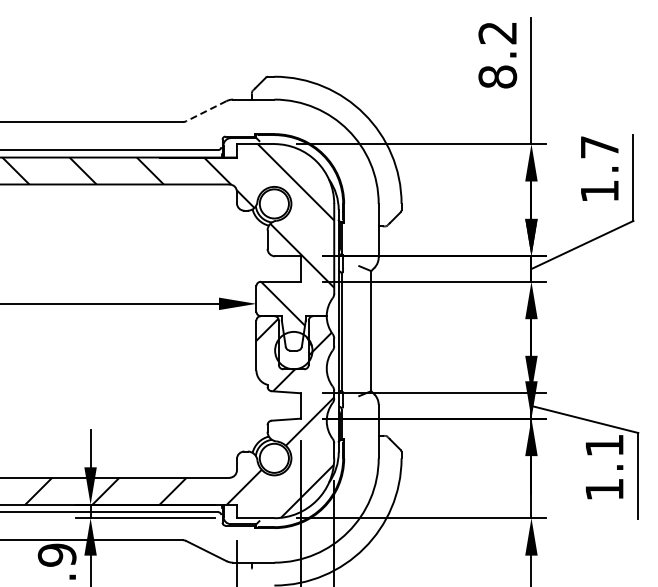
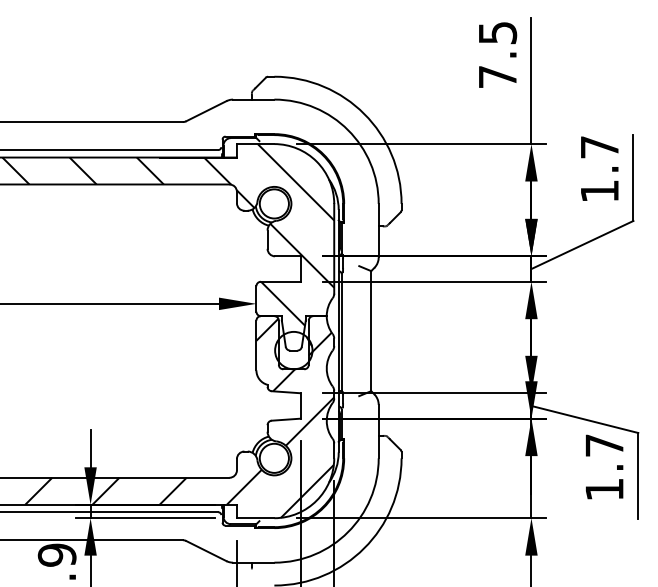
text: 8.2 -> 7.5 (497, 55)
line: dashed -> solid (205, 111)
text: 1.1 -> 1.7 (604, 445)
